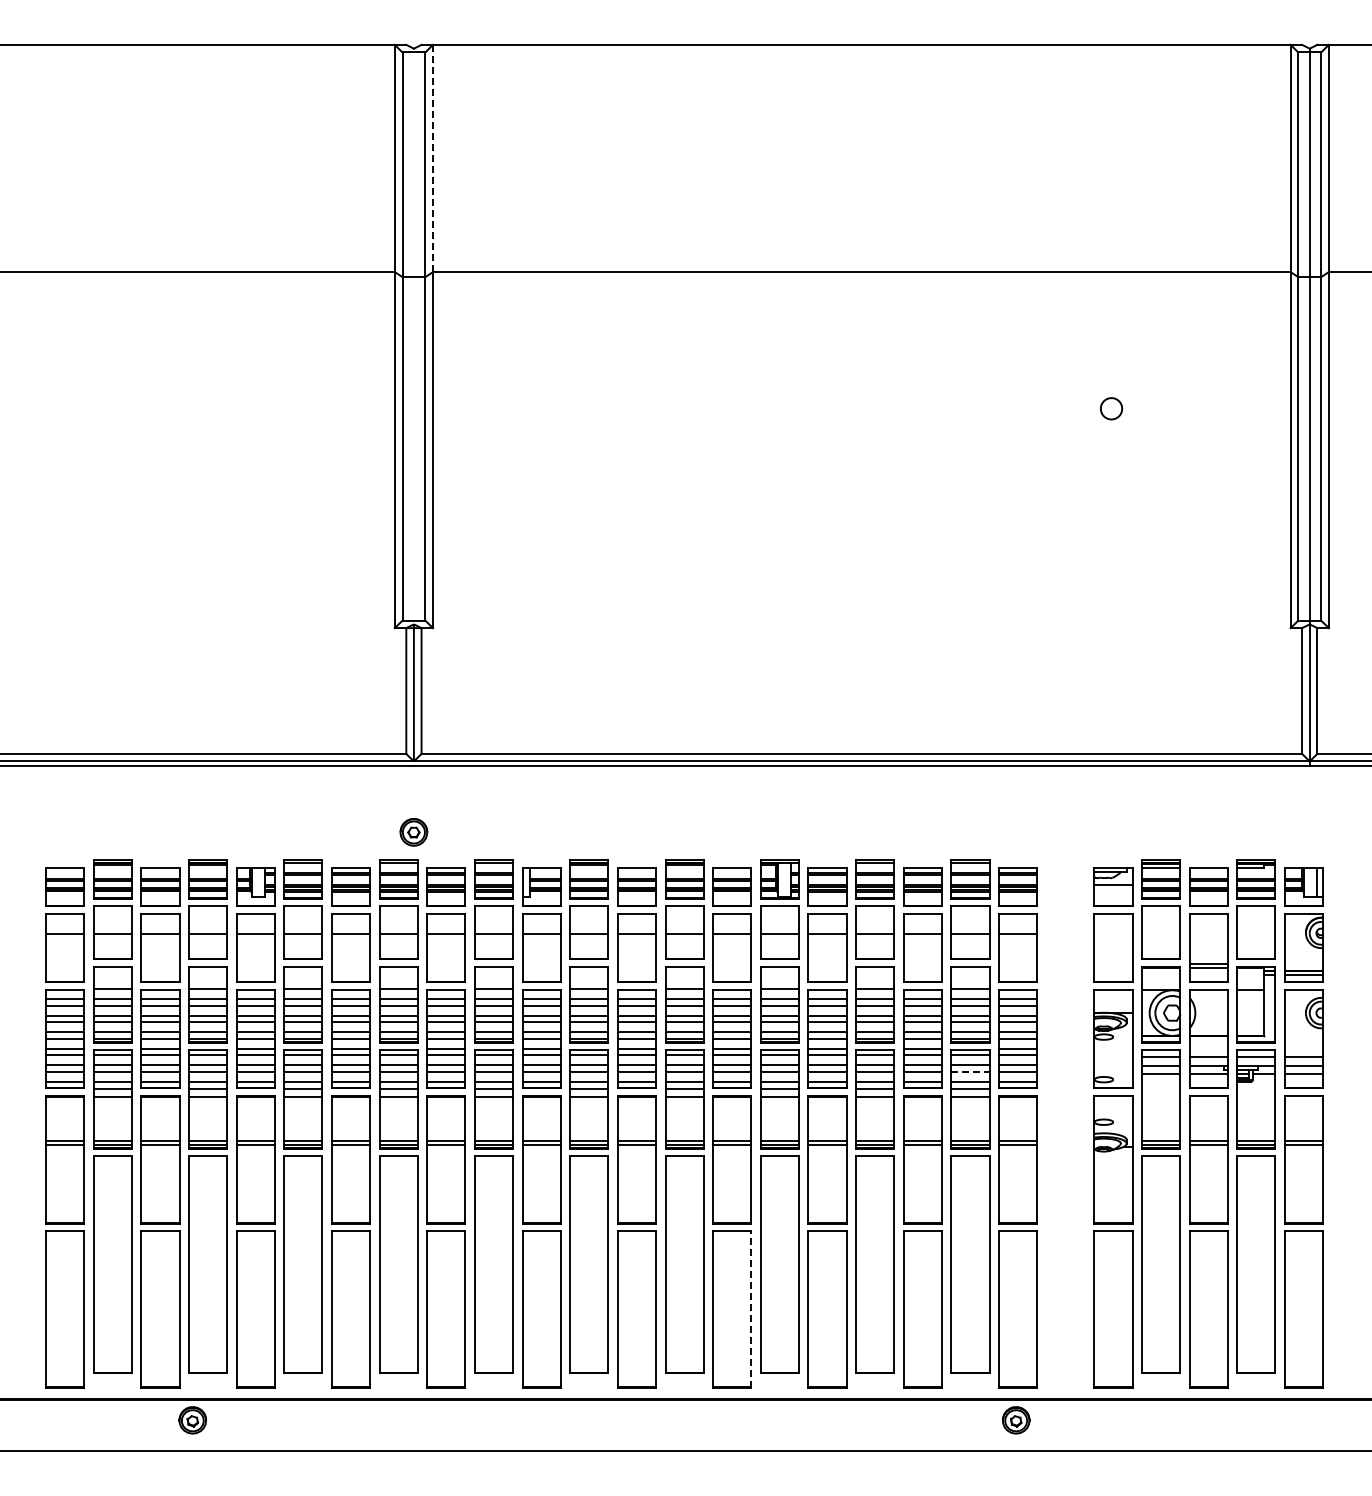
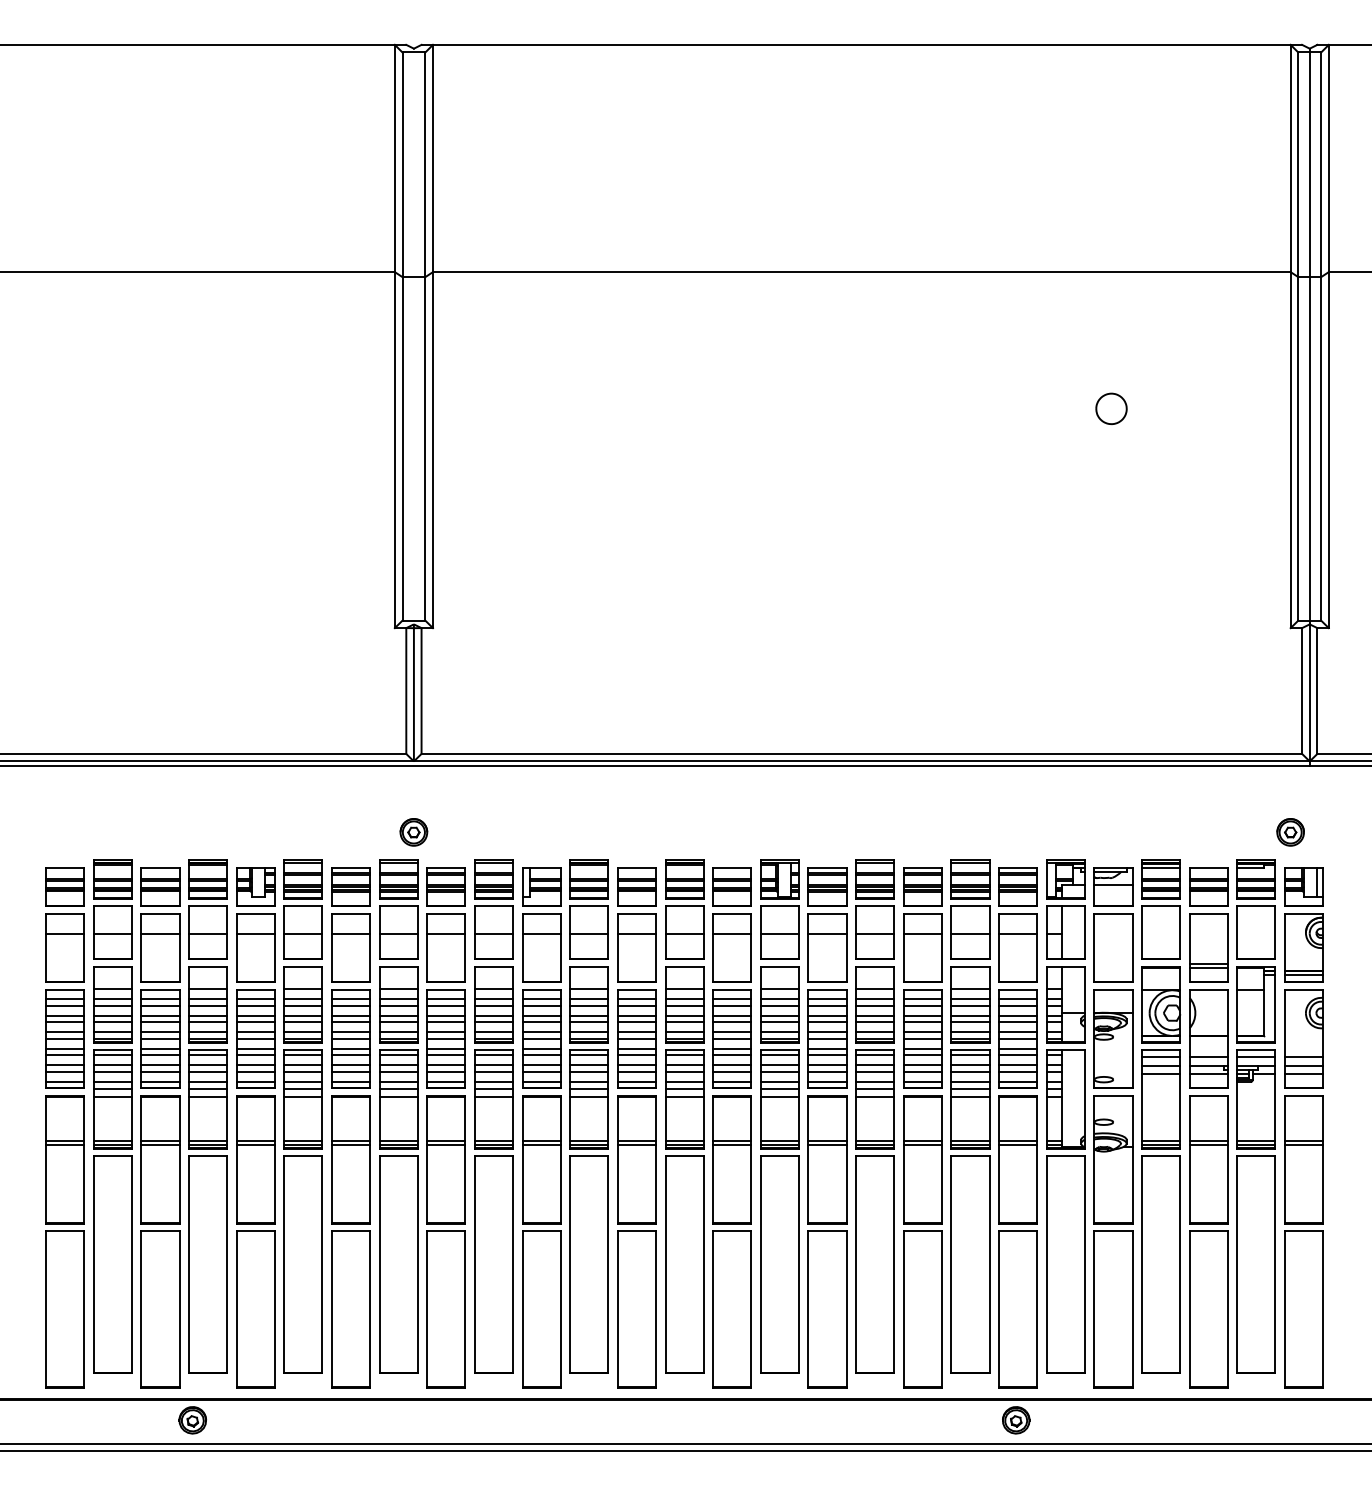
line: dashed -> solid (432, 158)
part size: 24x24 px -> 33x33 px (1111, 408)
part: none -> present (1290, 832)
line: dashed -> solid (970, 1071)
part: none -> present (1065, 1116)
line: dashed -> solid (751, 1309)
line: none -> present (685, 1443)
